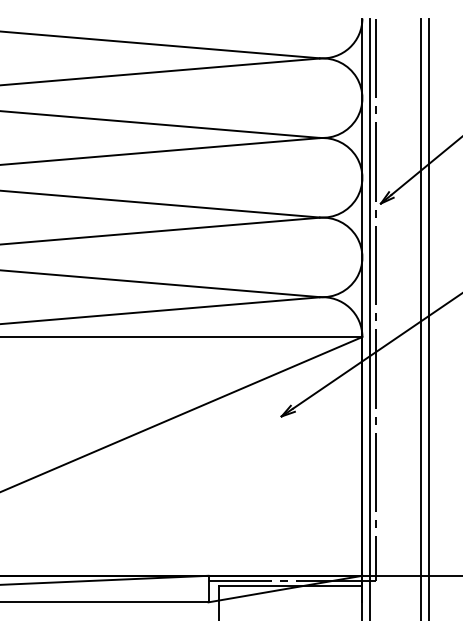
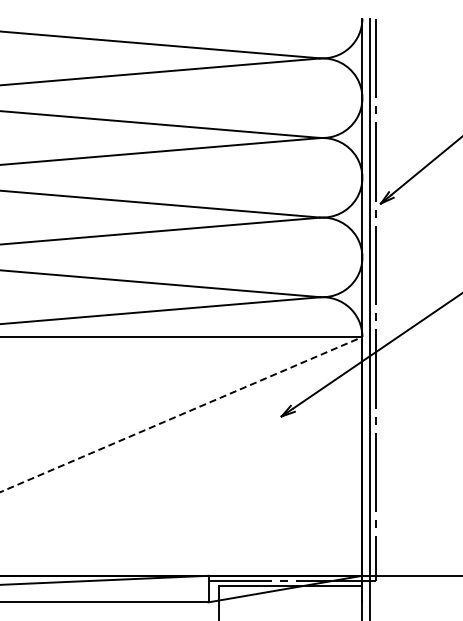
line: present -> none (420, 317)
line: present -> none (428, 317)
line: solid -> dashed (181, 414)
